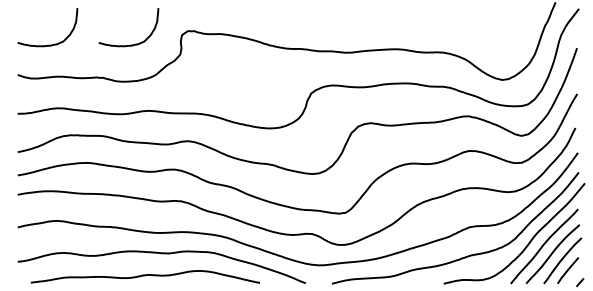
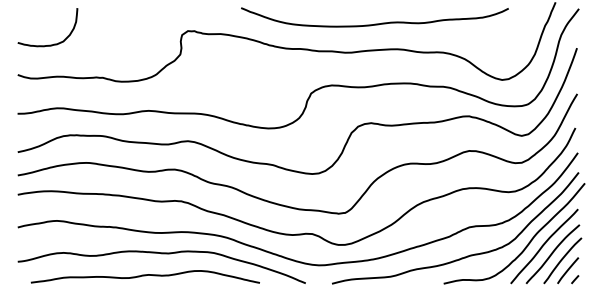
curve: none -> present (374, 23)
curve: present -> none (129, 44)
line position: (580, 282) -> (575, 279) (575, 279)
